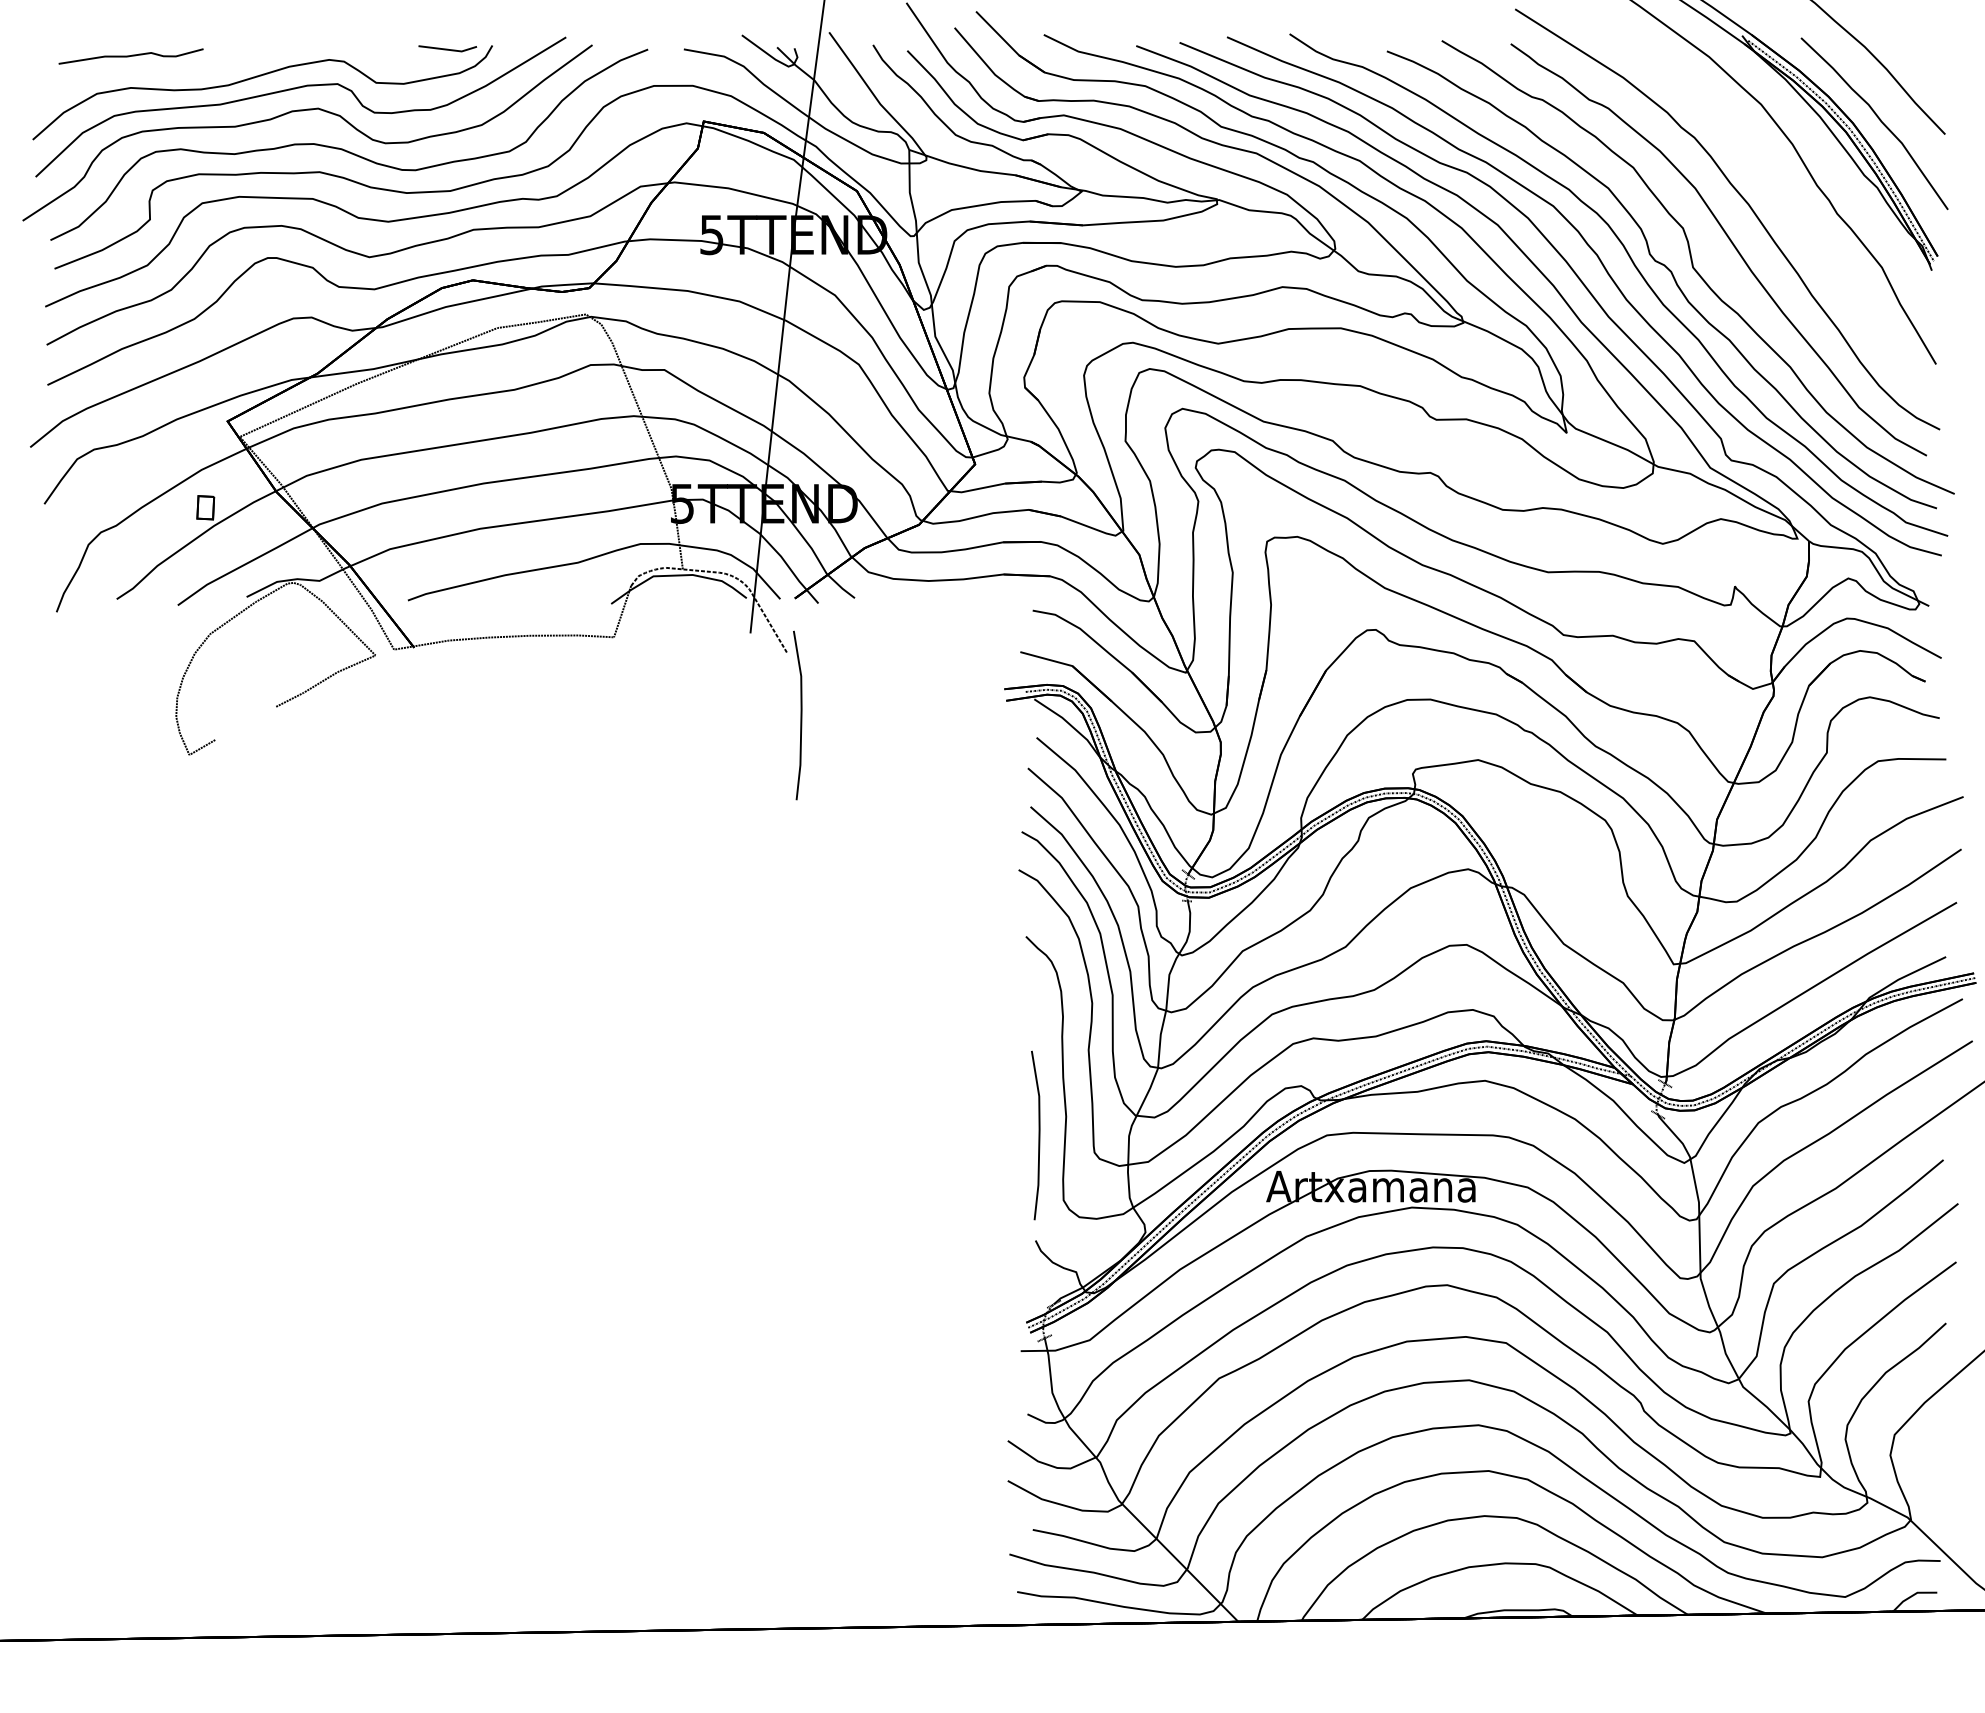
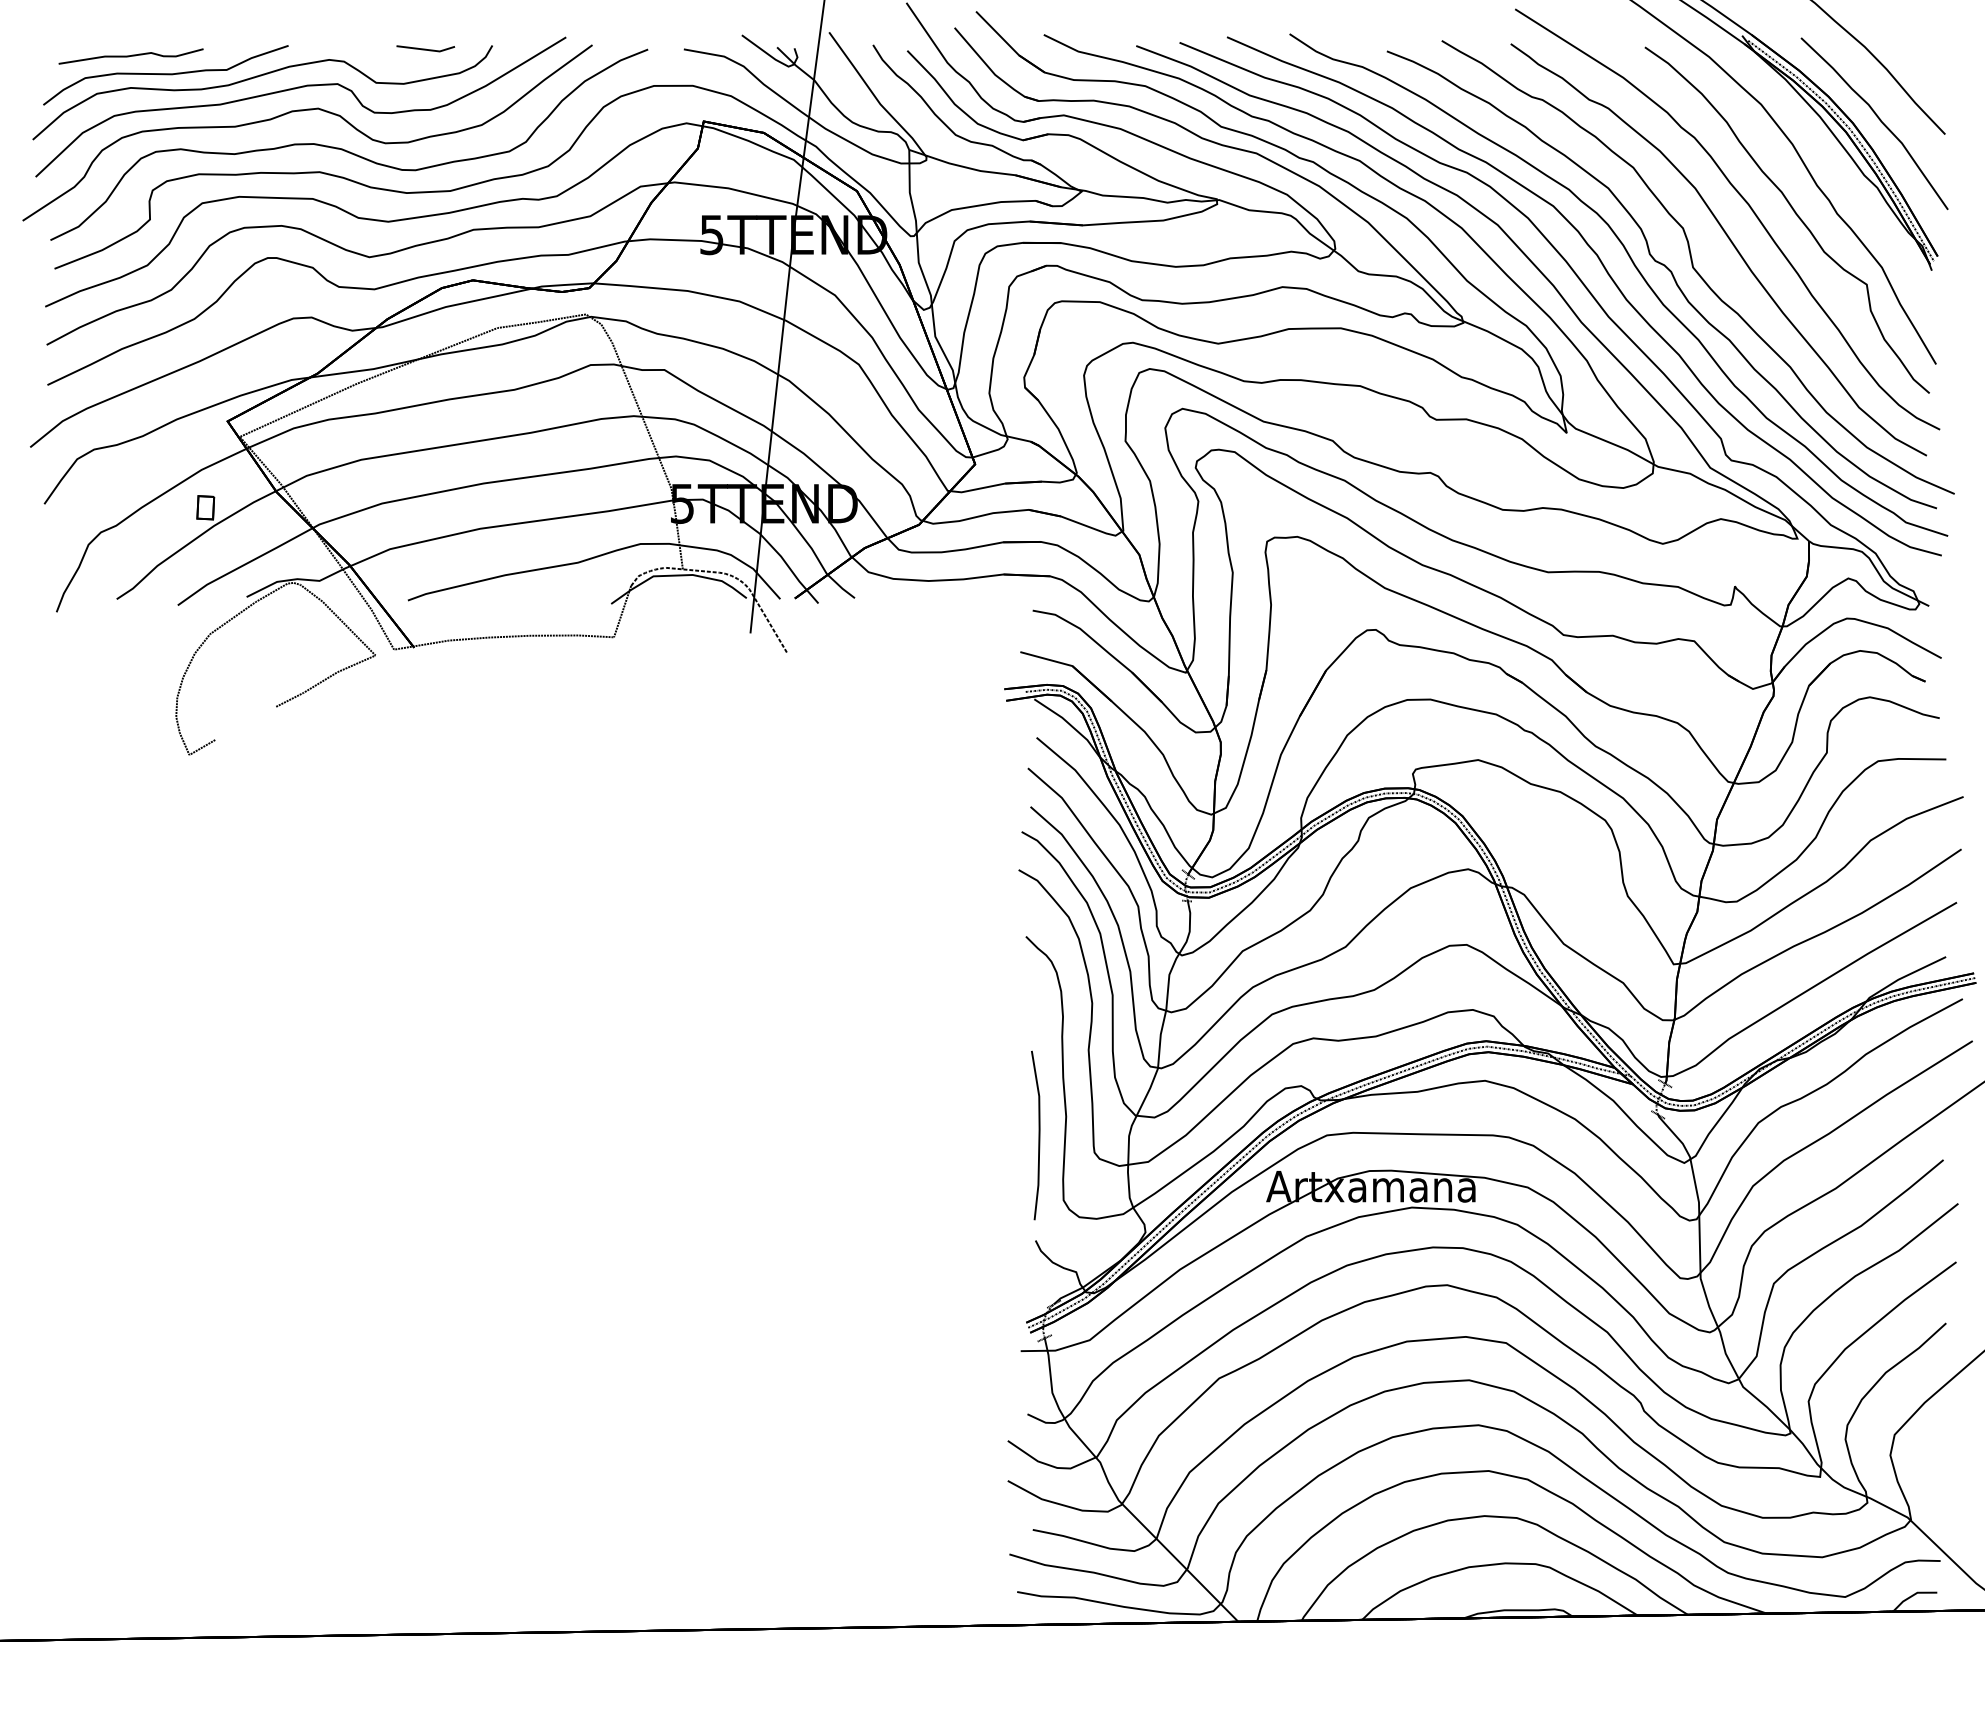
line position: (447, 48) -> (425, 48) (425, 48)
curve: none -> present (165, 75)
part: none -> present (1794, 213)
line: present -> none (800, 715)
